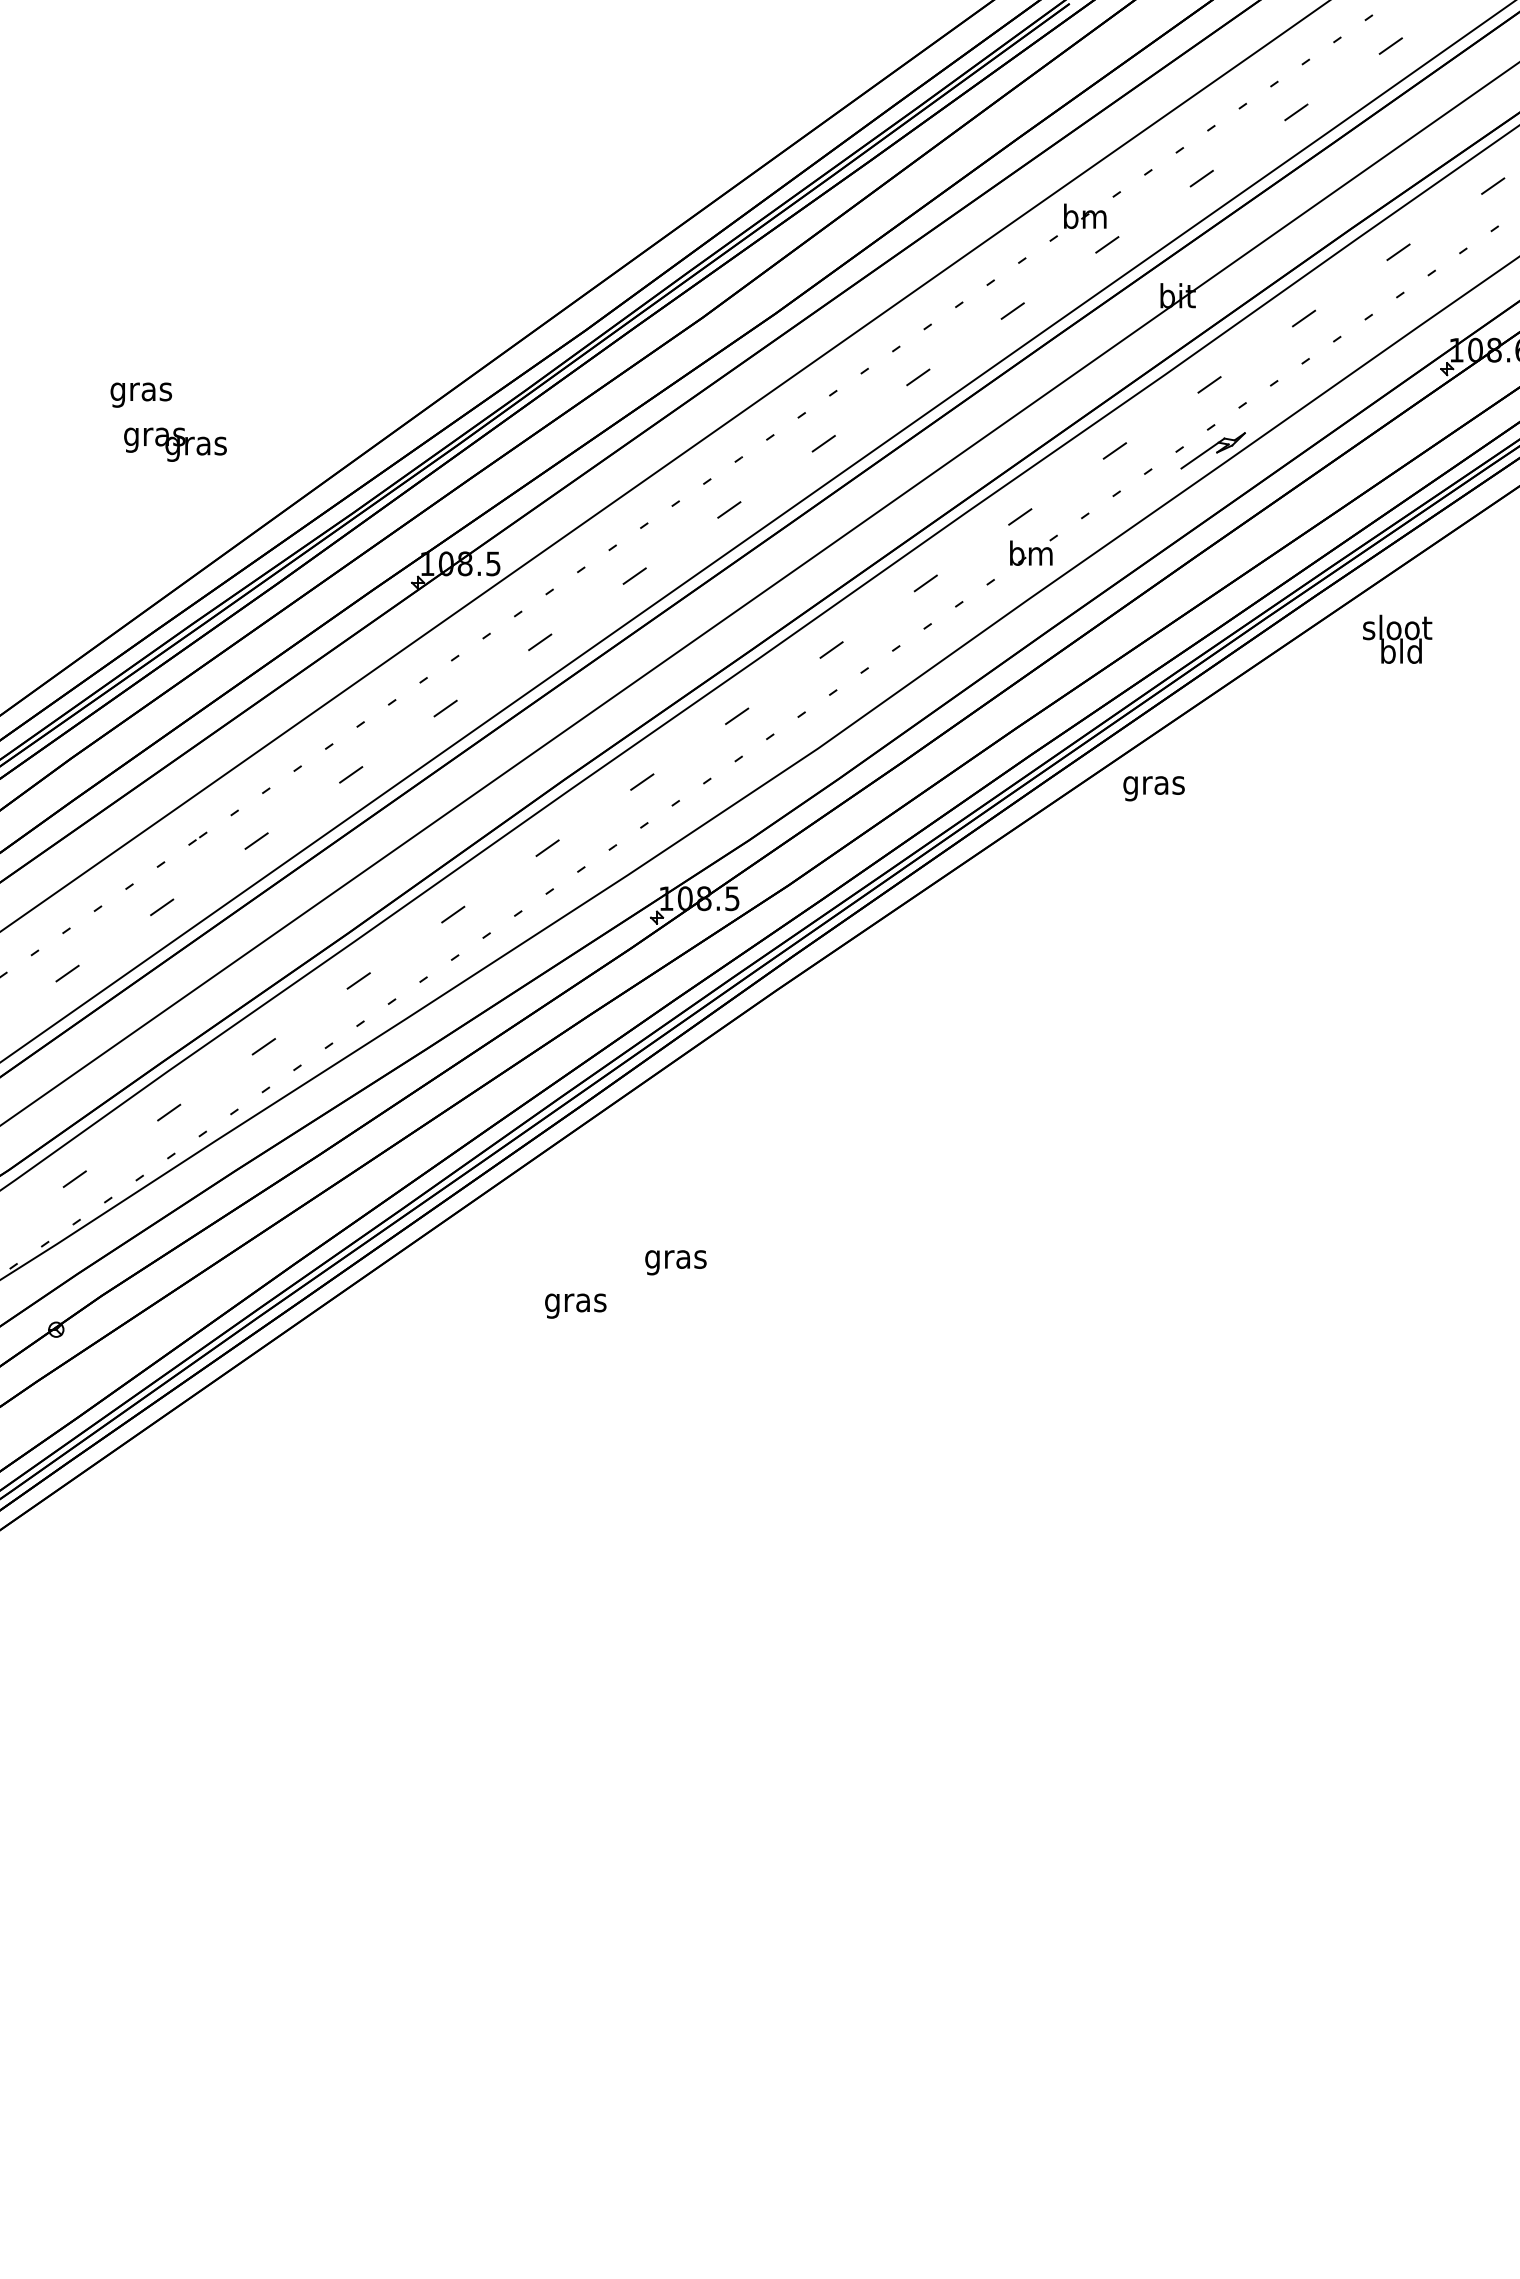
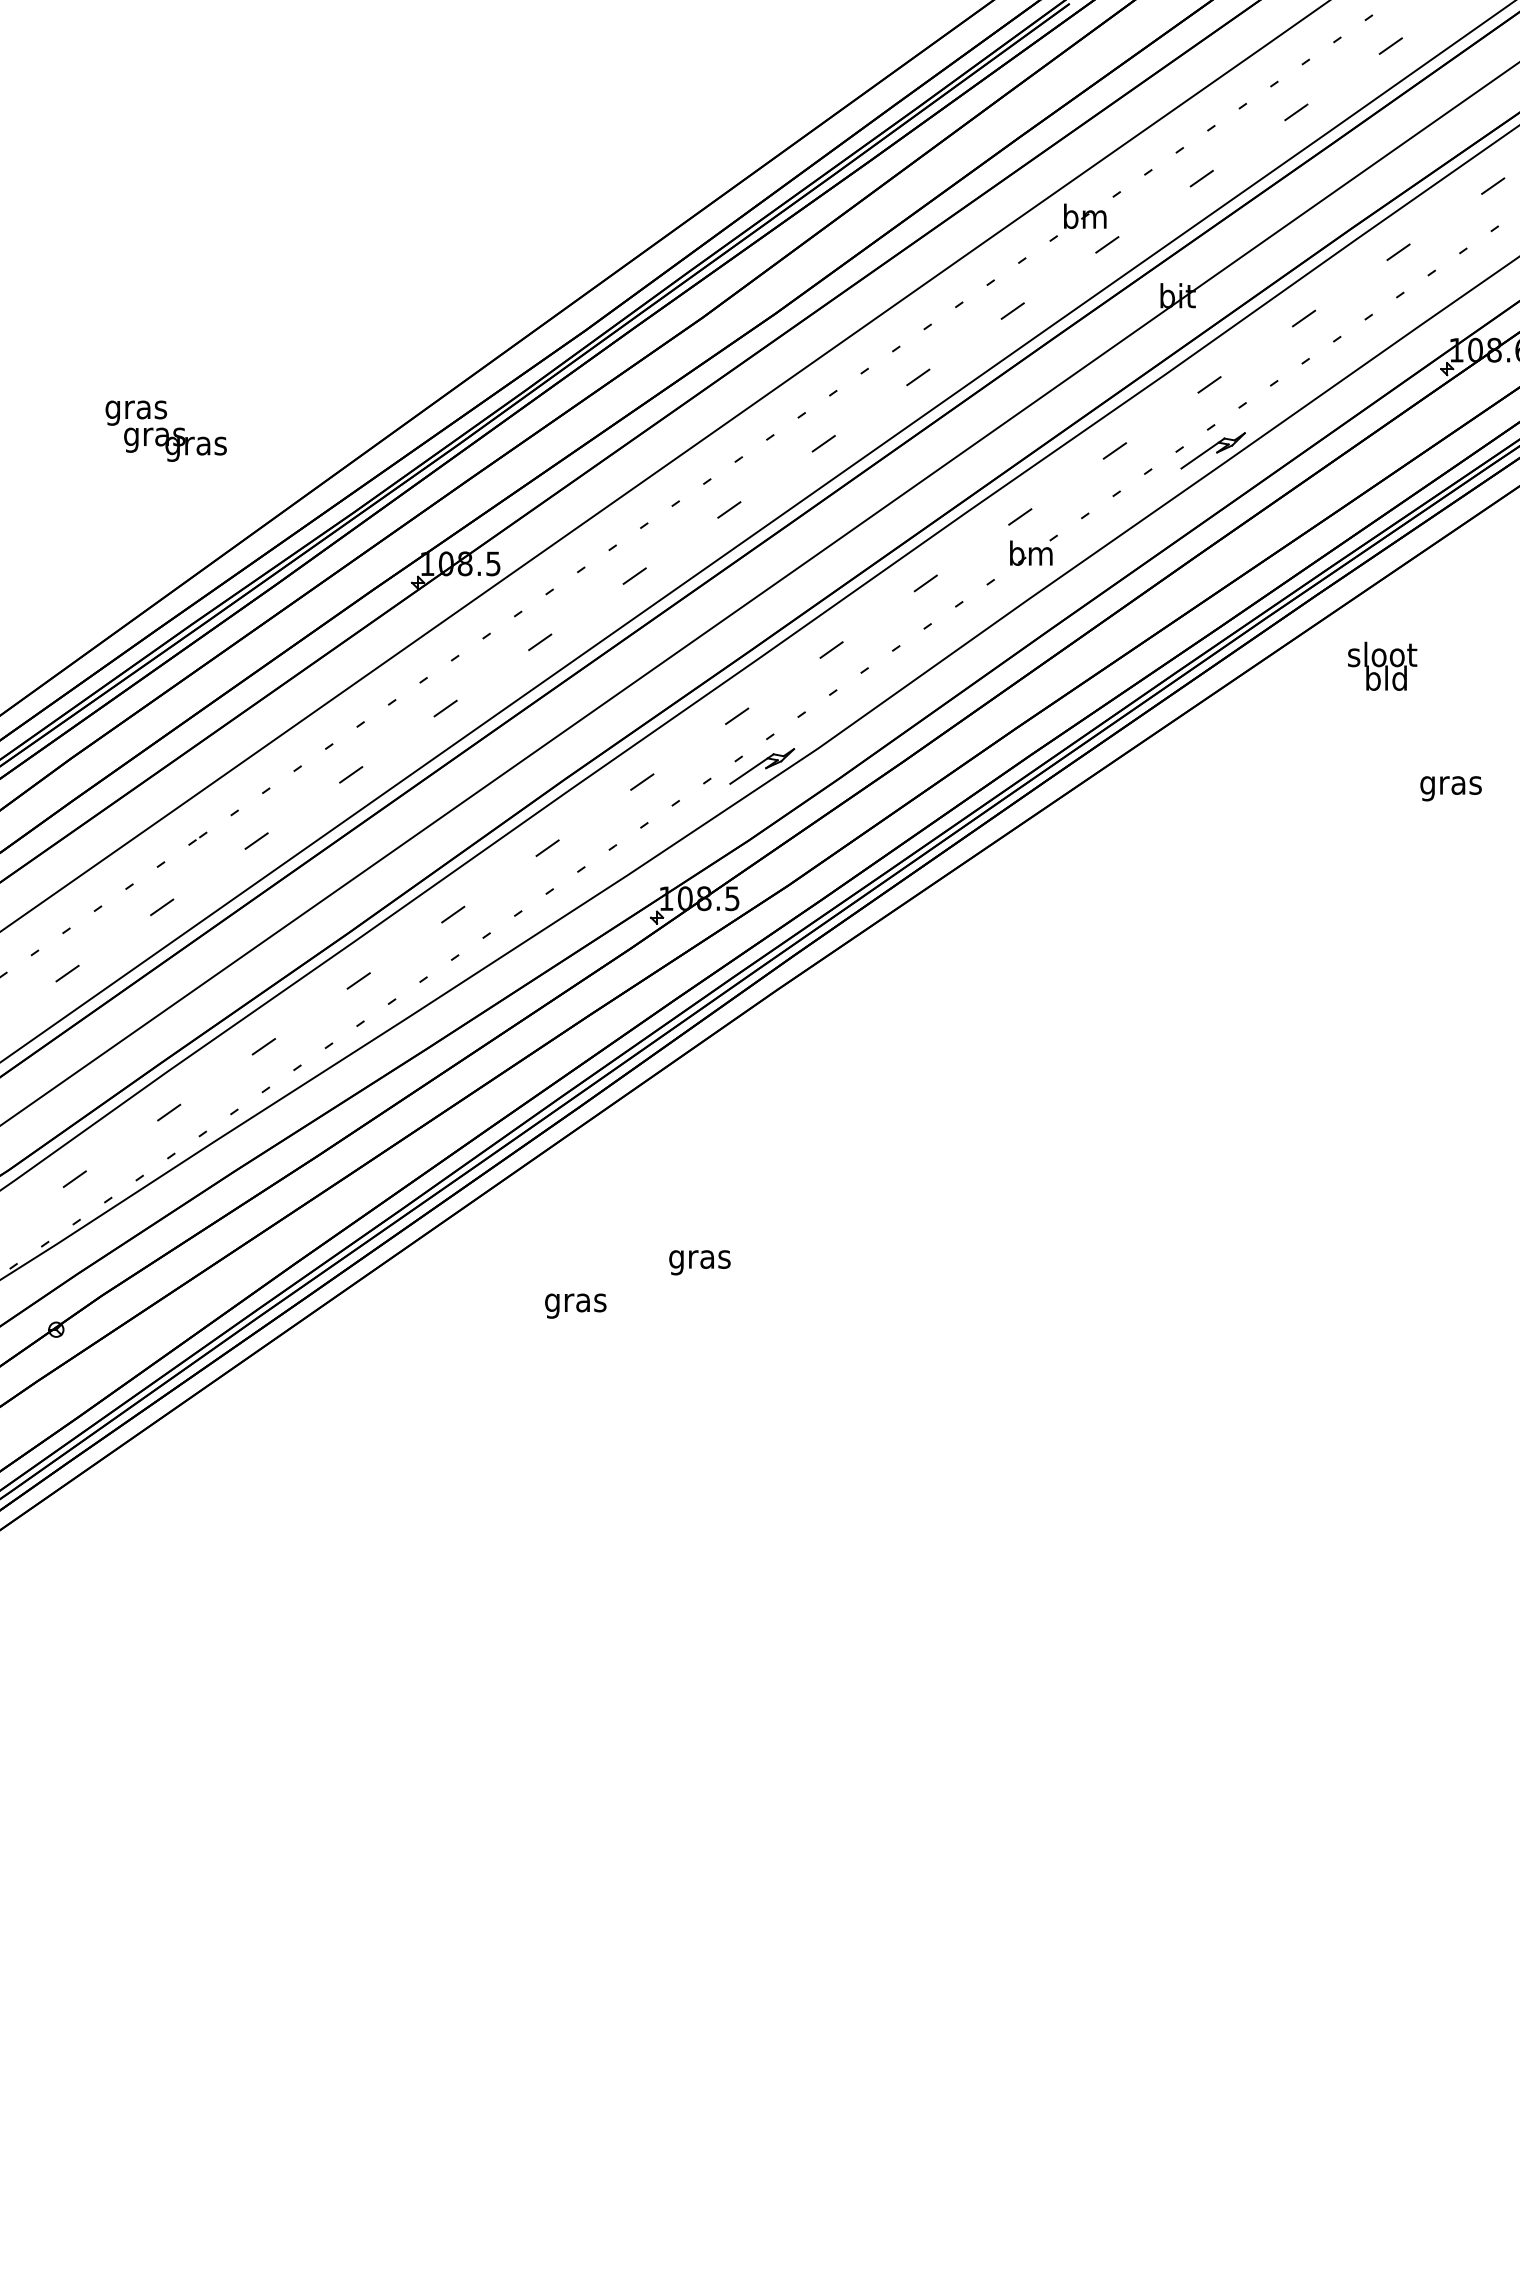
text position: (140, 394) -> (135, 412) (135, 412)
text position: (1397, 638) -> (1382, 665) (1382, 665)
part: none -> present (762, 766)
text position: (1153, 788) -> (1450, 788) (1450, 788)
text position: (675, 1262) -> (699, 1262) (699, 1262)
